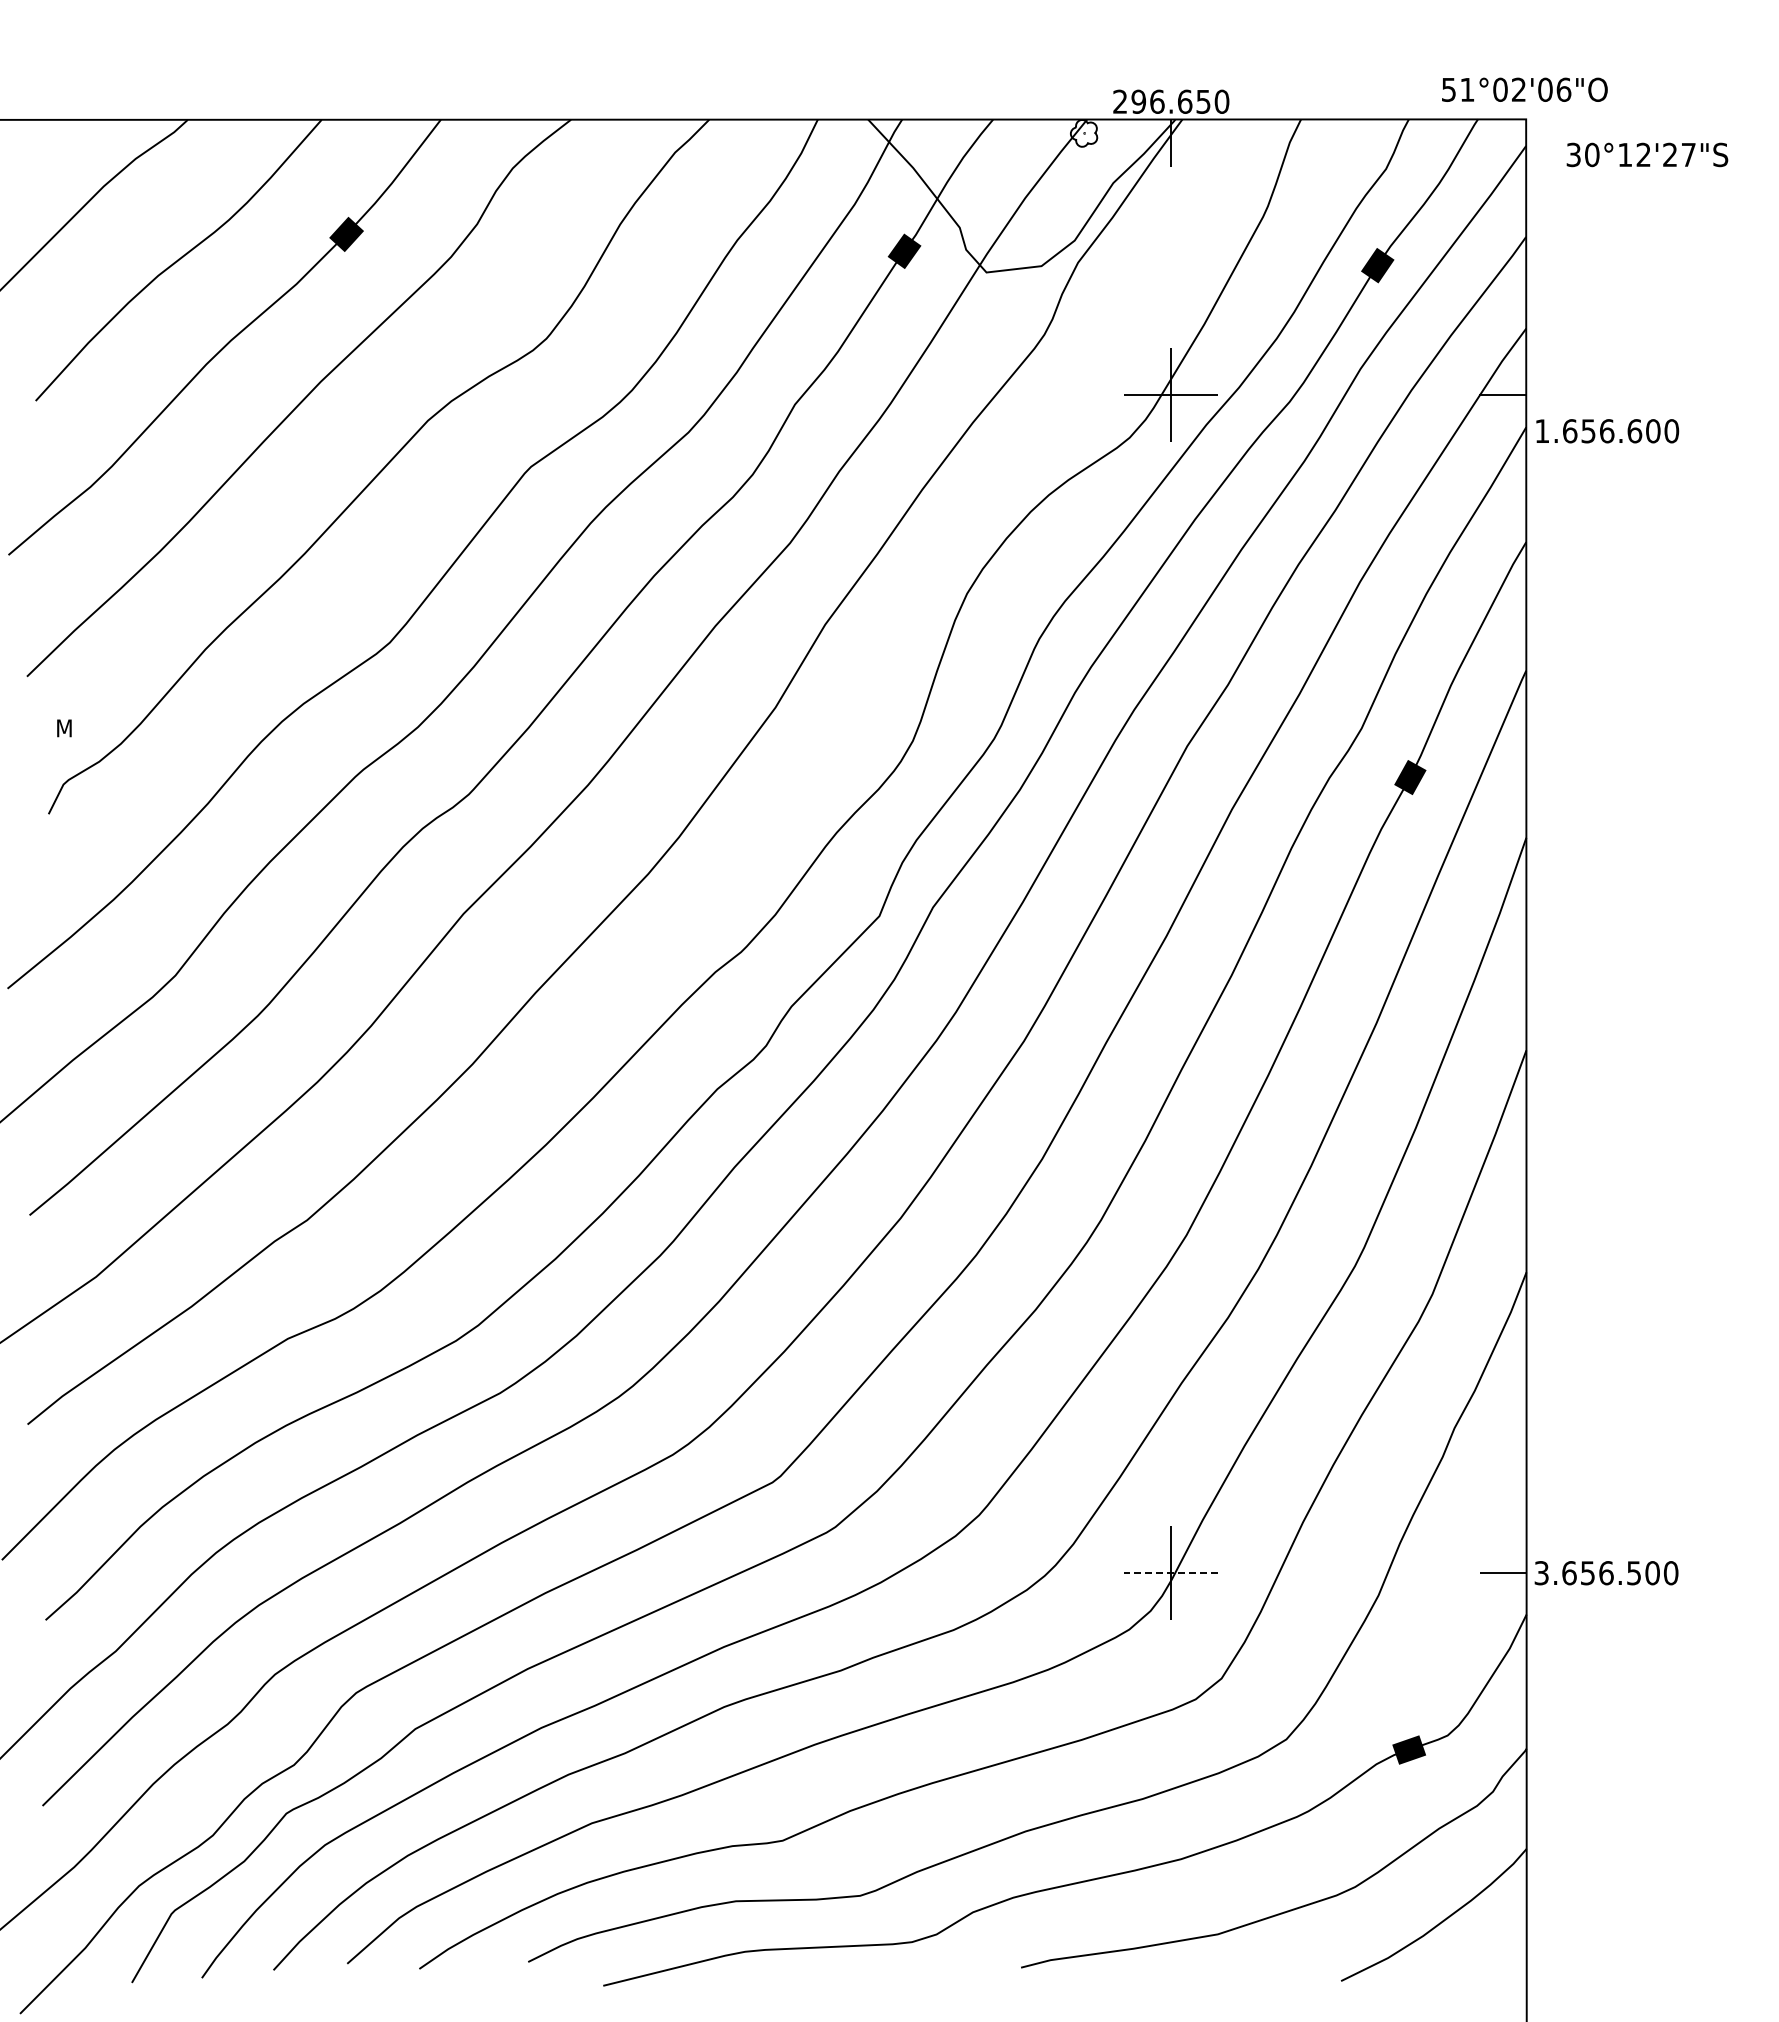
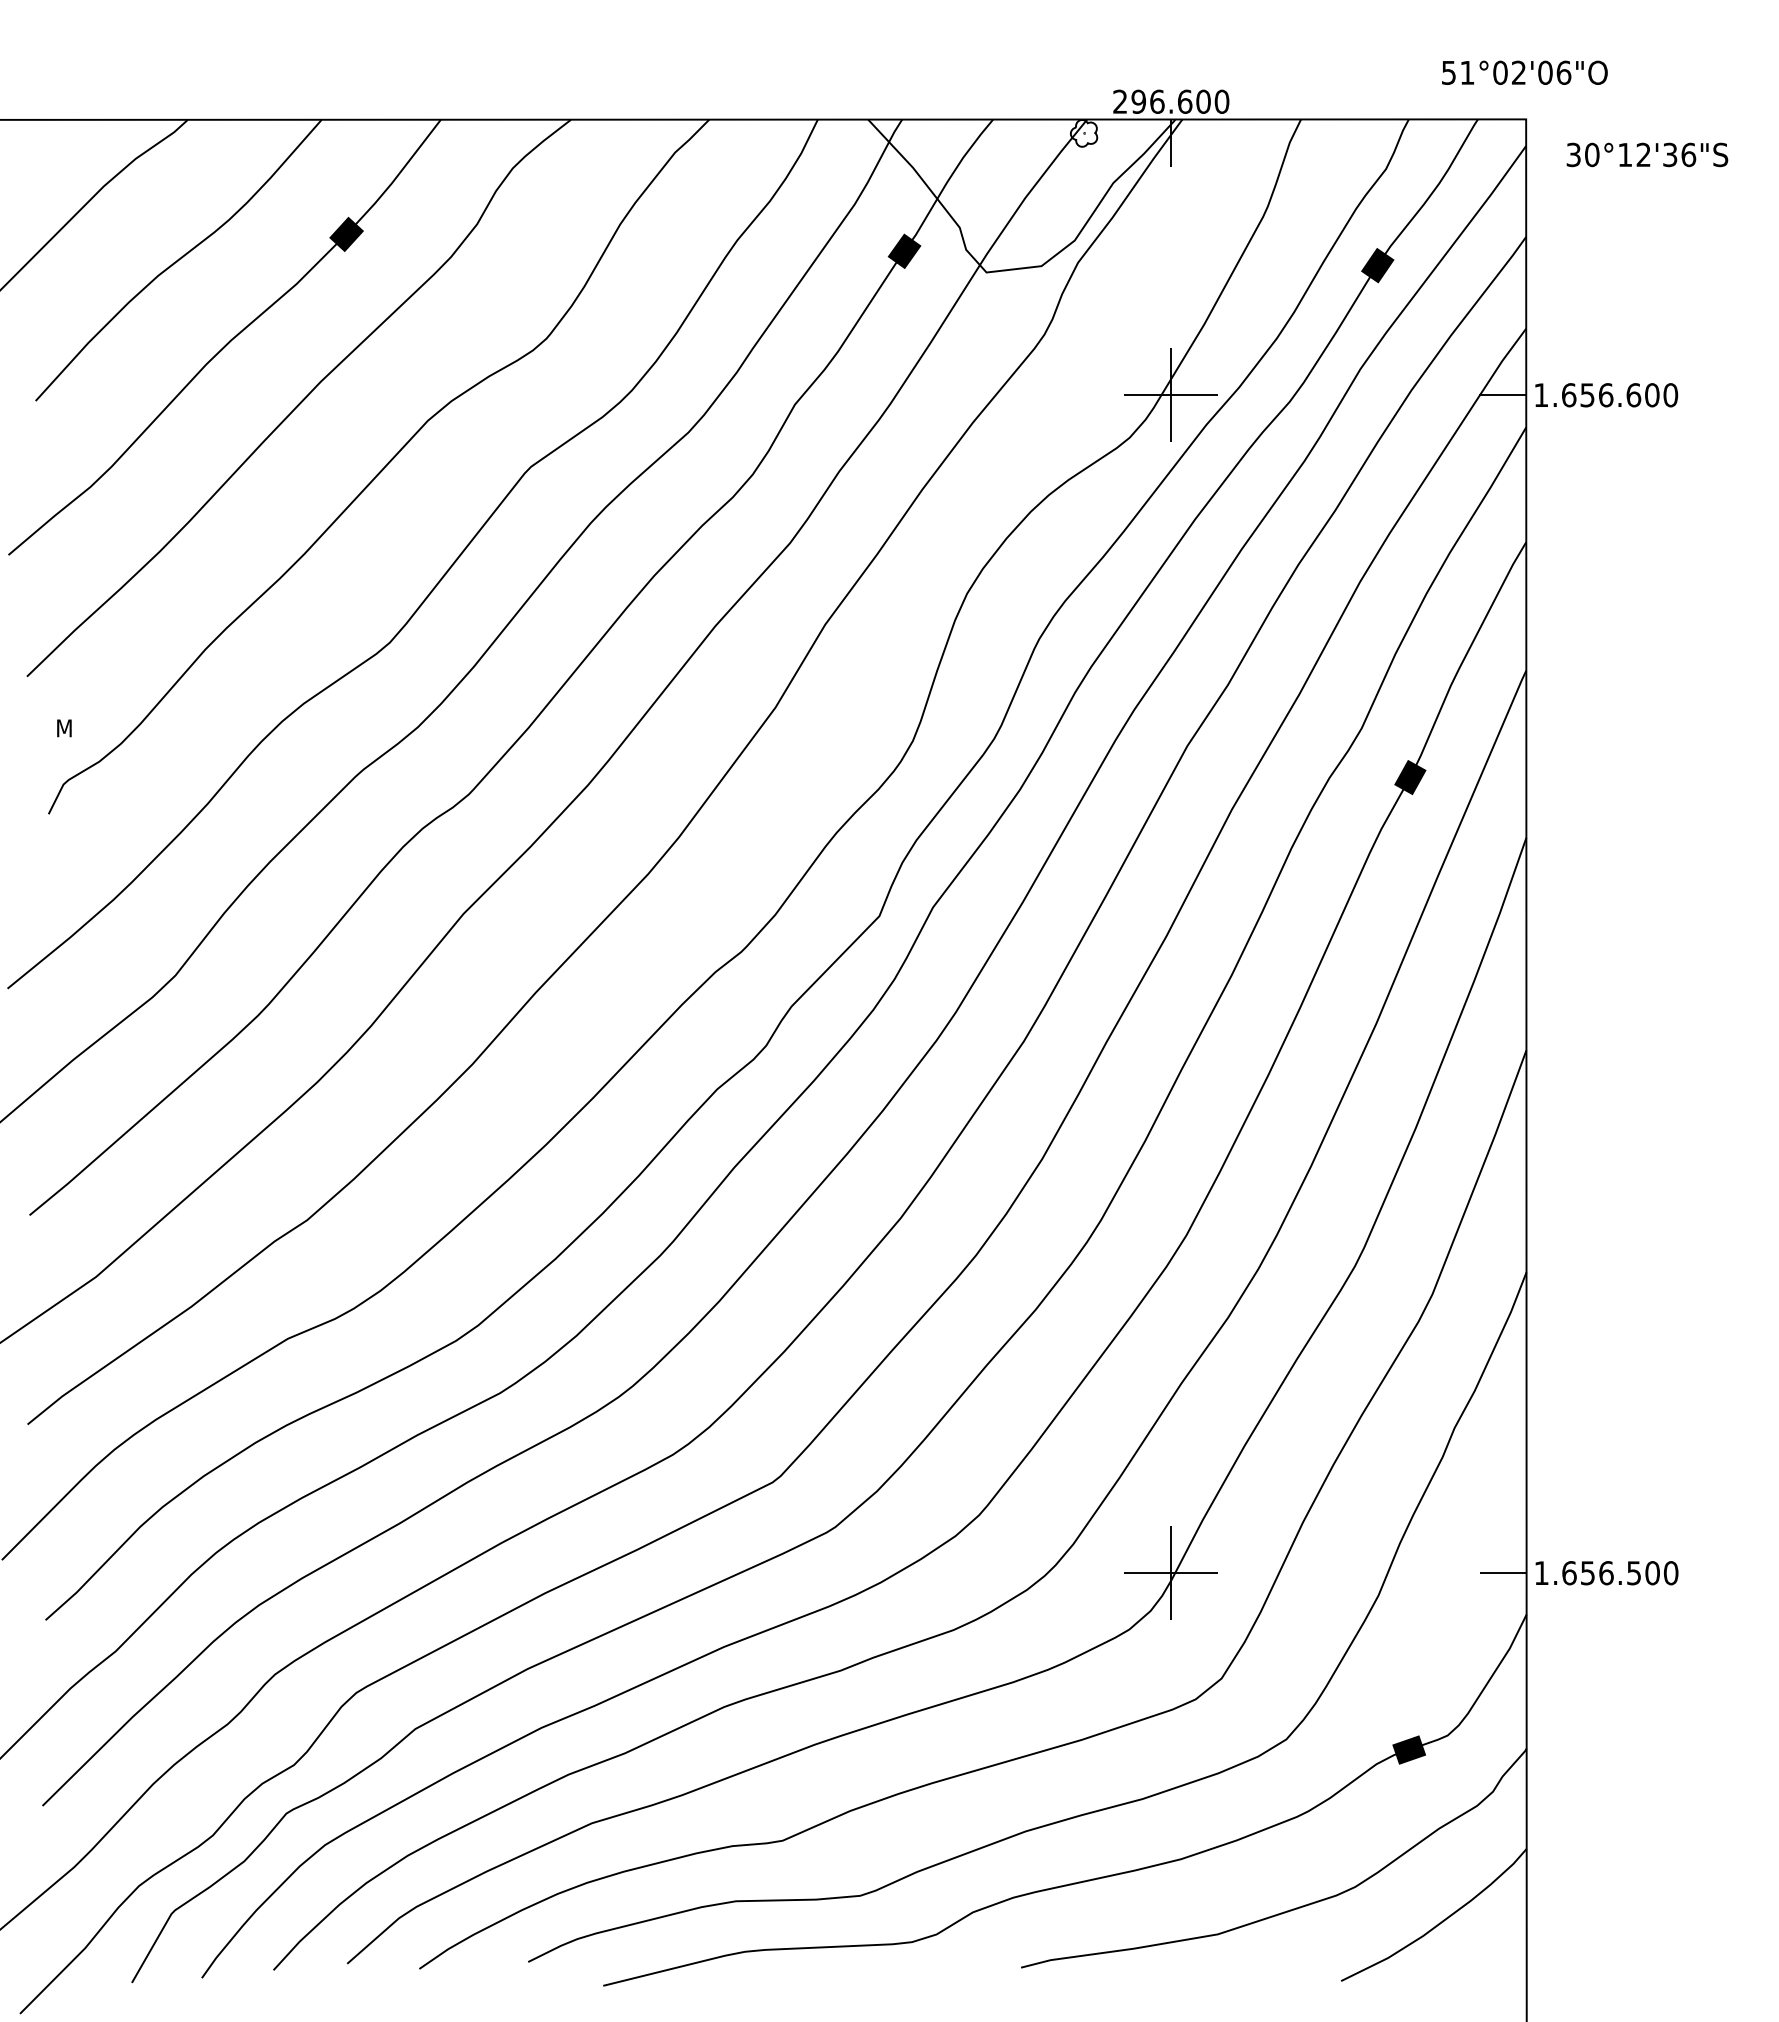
text position: (1524, 89) -> (1524, 72) (1524, 72)
text: 296.650 -> 296.600 (1203, 101)
text: 30°12'27"S -> 30°12'36"S (1679, 154)
text position: (1607, 431) -> (1606, 395) (1606, 395)
line: dashed -> solid (1170, 1573)
text: 3.656.500 -> 1.656.500 (1541, 1573)
